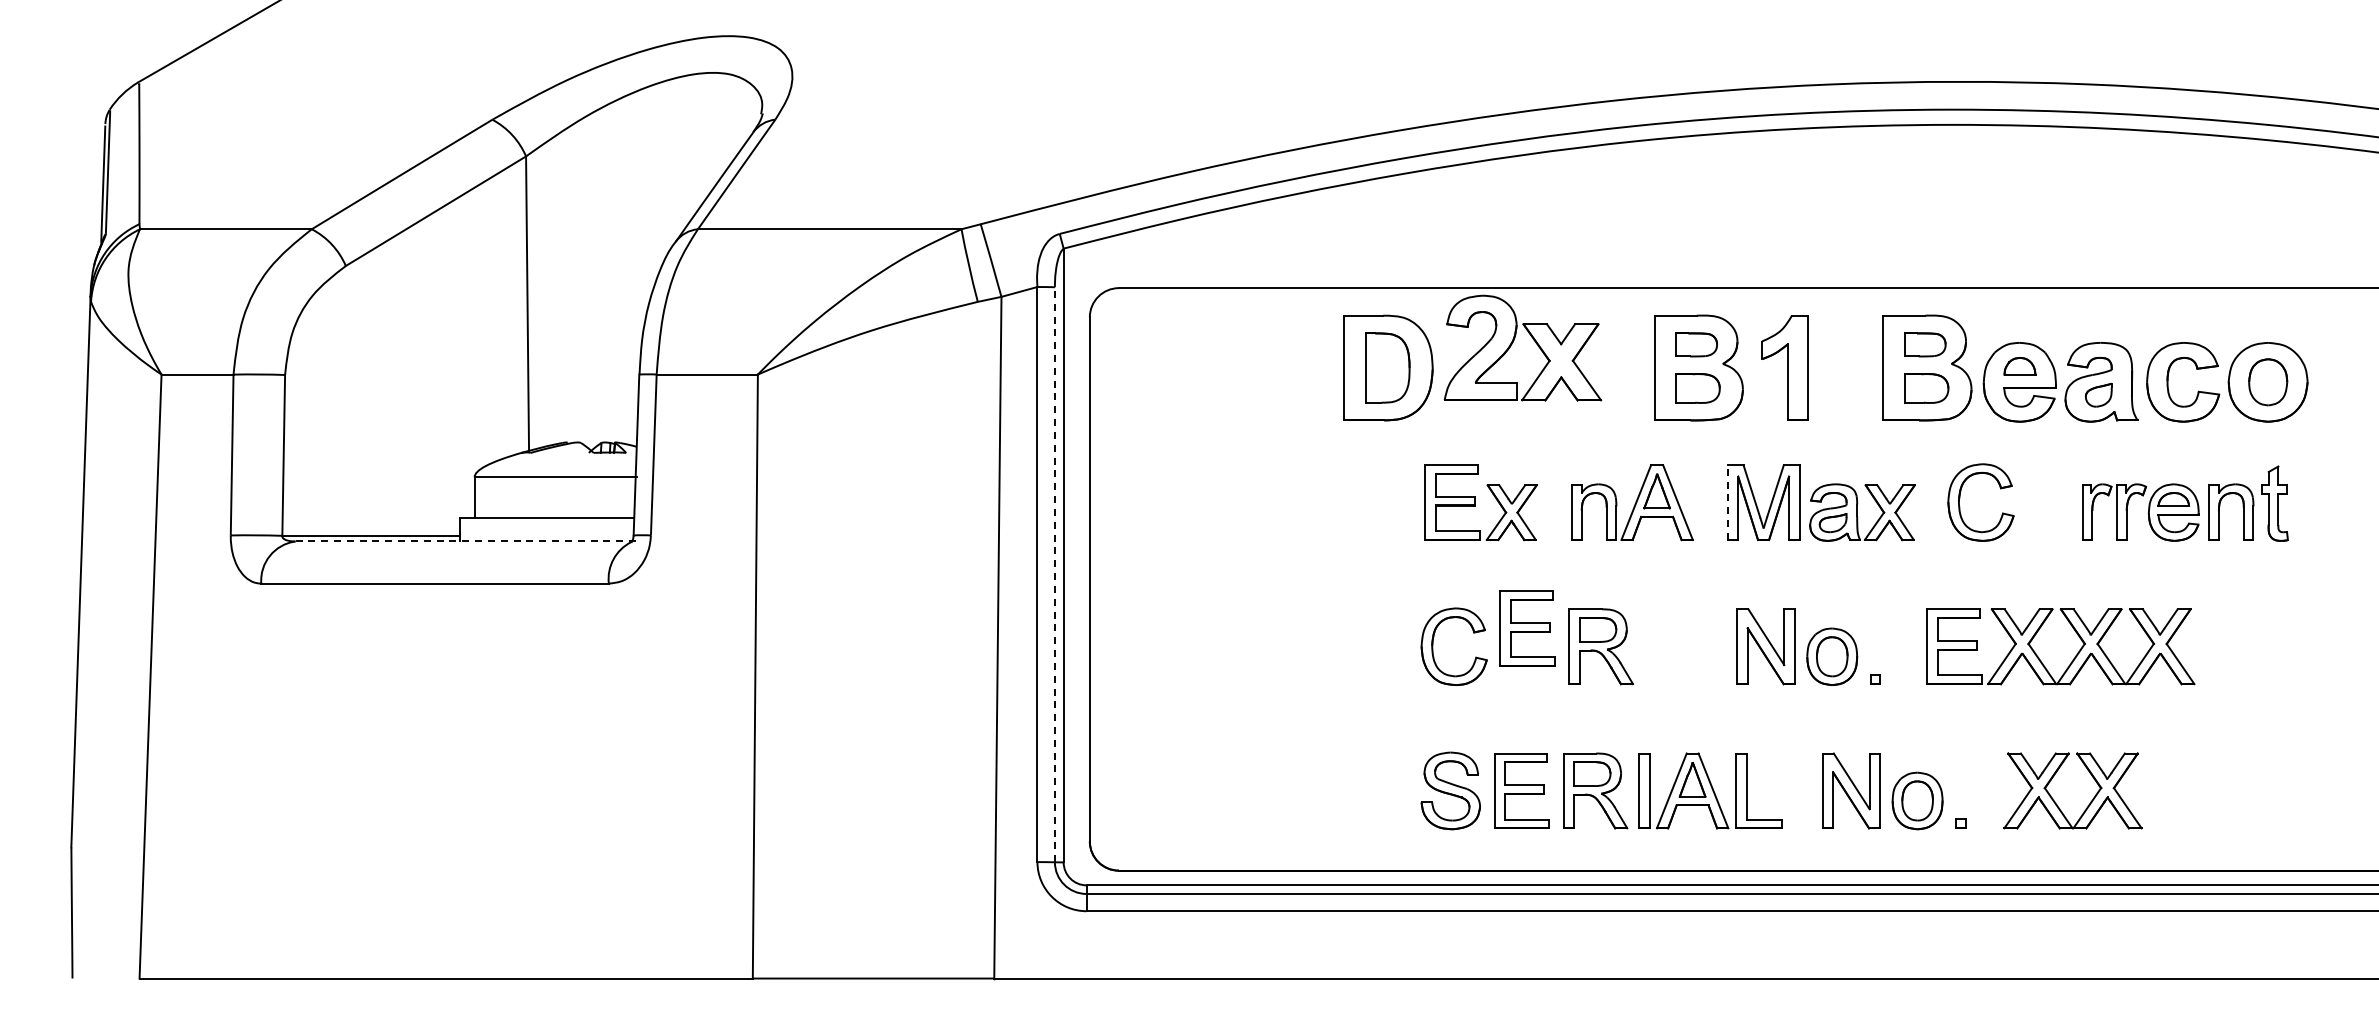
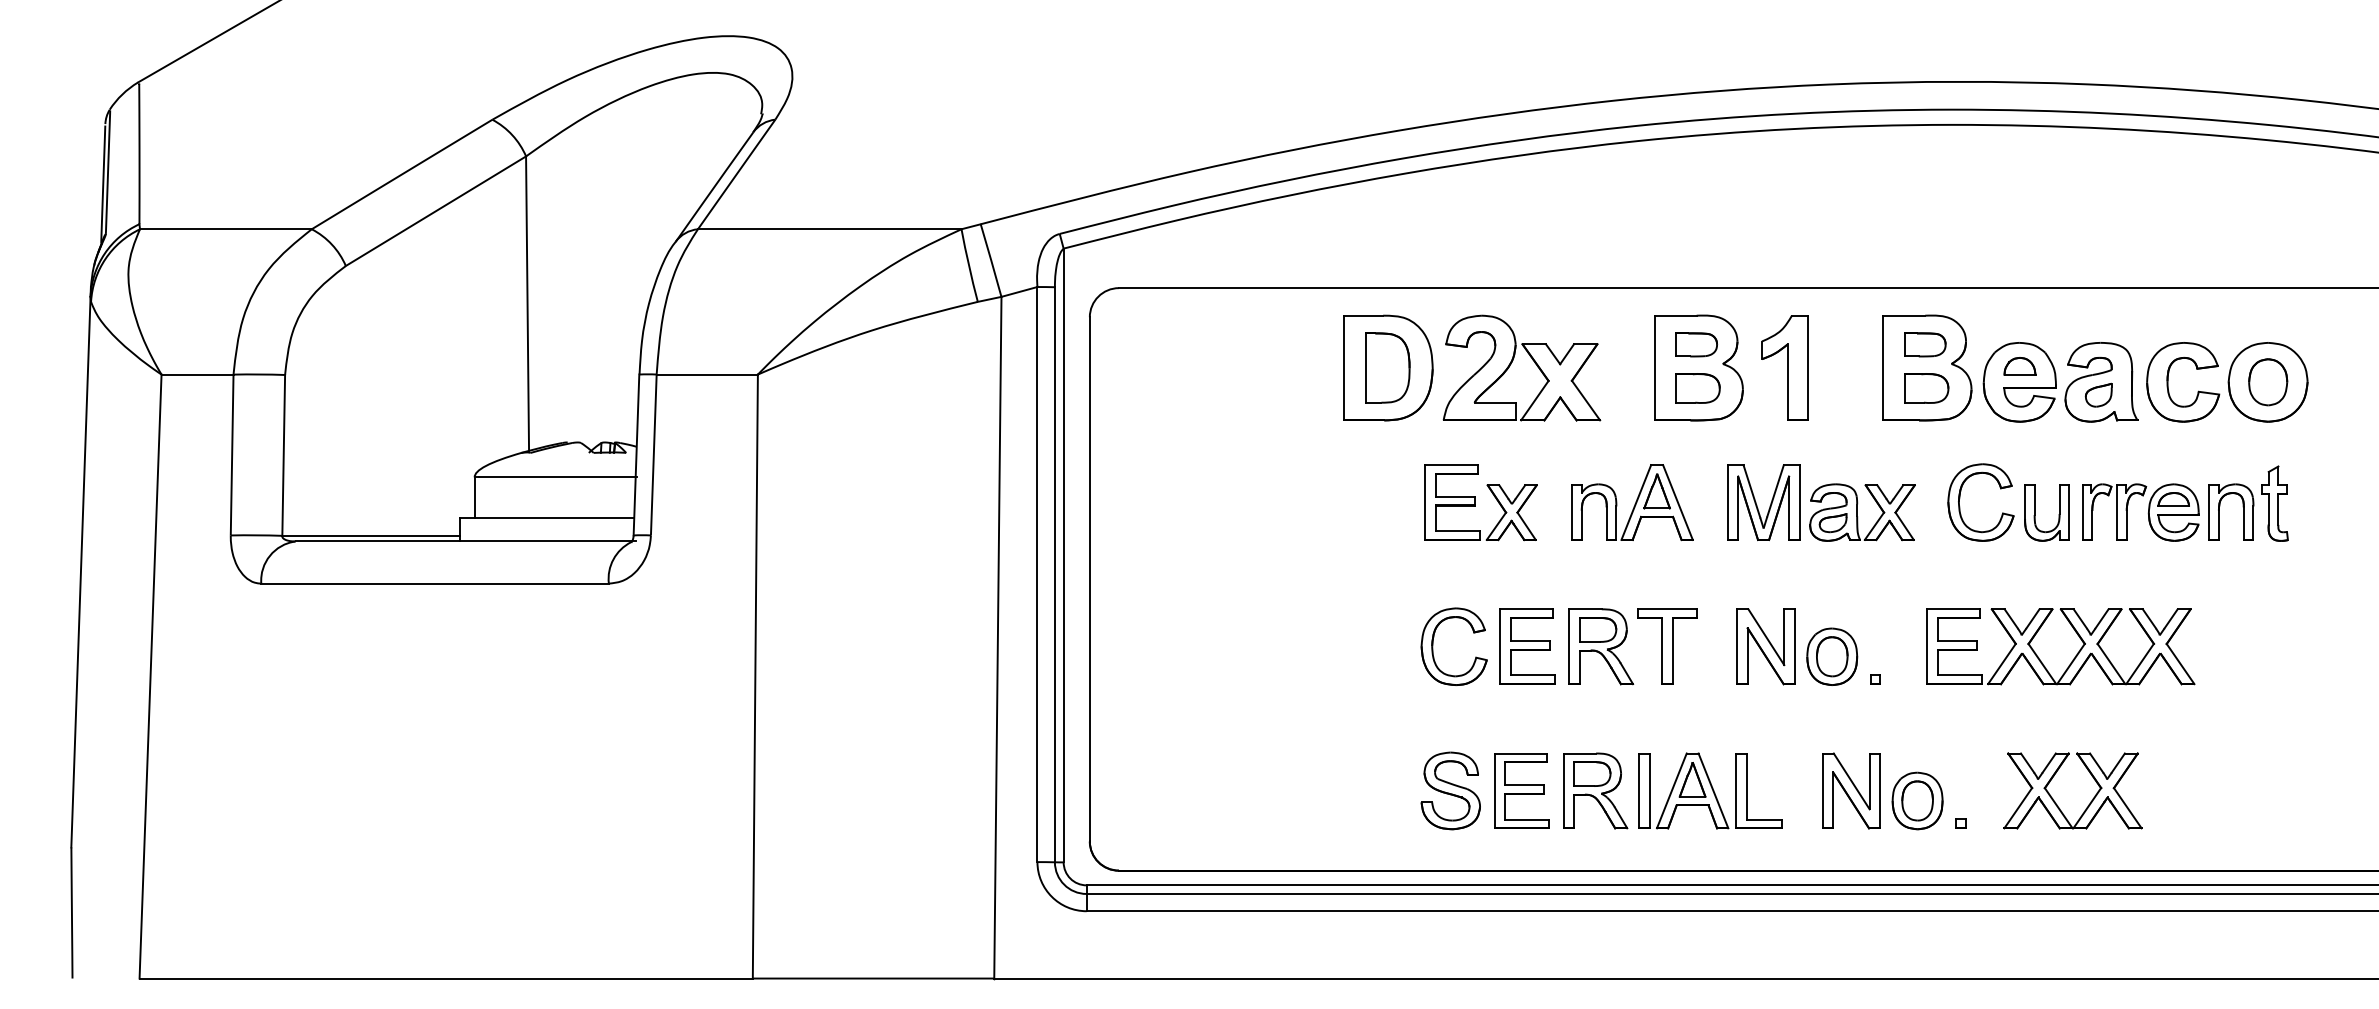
part position: (1513, 342) -> (1512, 362) (1512, 362)
line: dashed -> solid (1727, 502)
part: none -> present (2035, 512)
line: dashed -> solid (466, 541)
line: dashed -> solid (1054, 574)
part position: (1527, 628) -> (1527, 646) (1527, 646)
part: none -> present (1667, 646)
